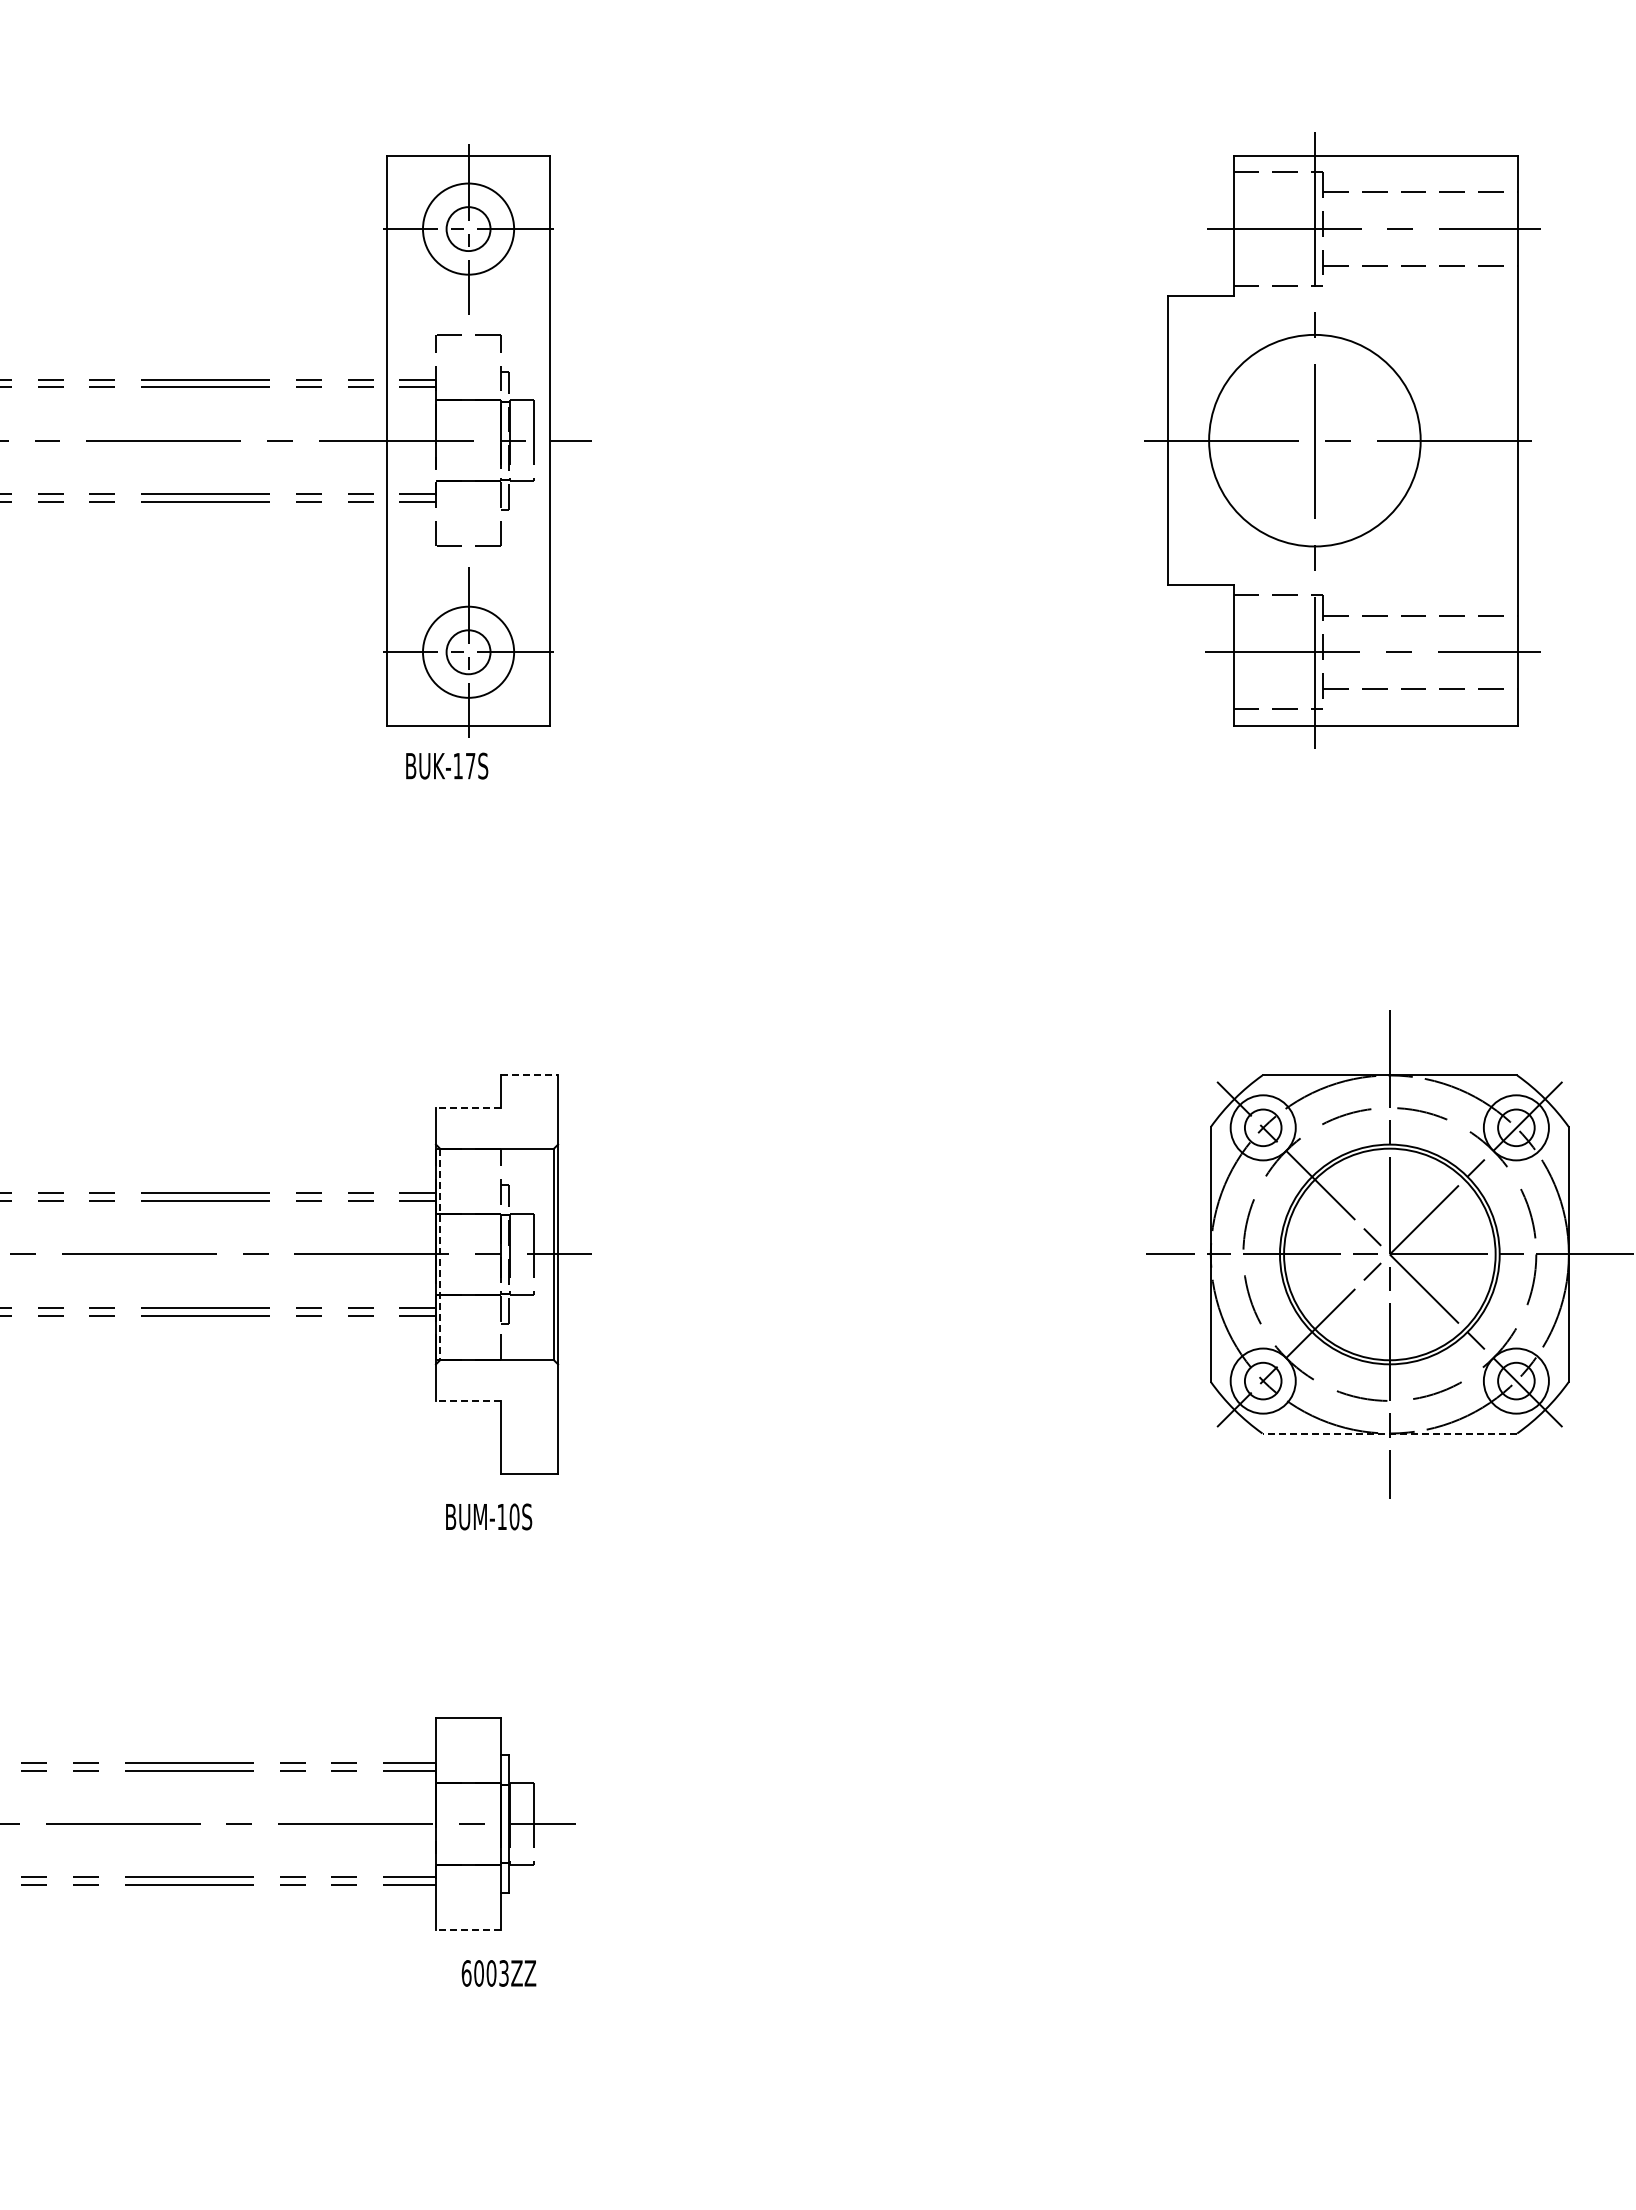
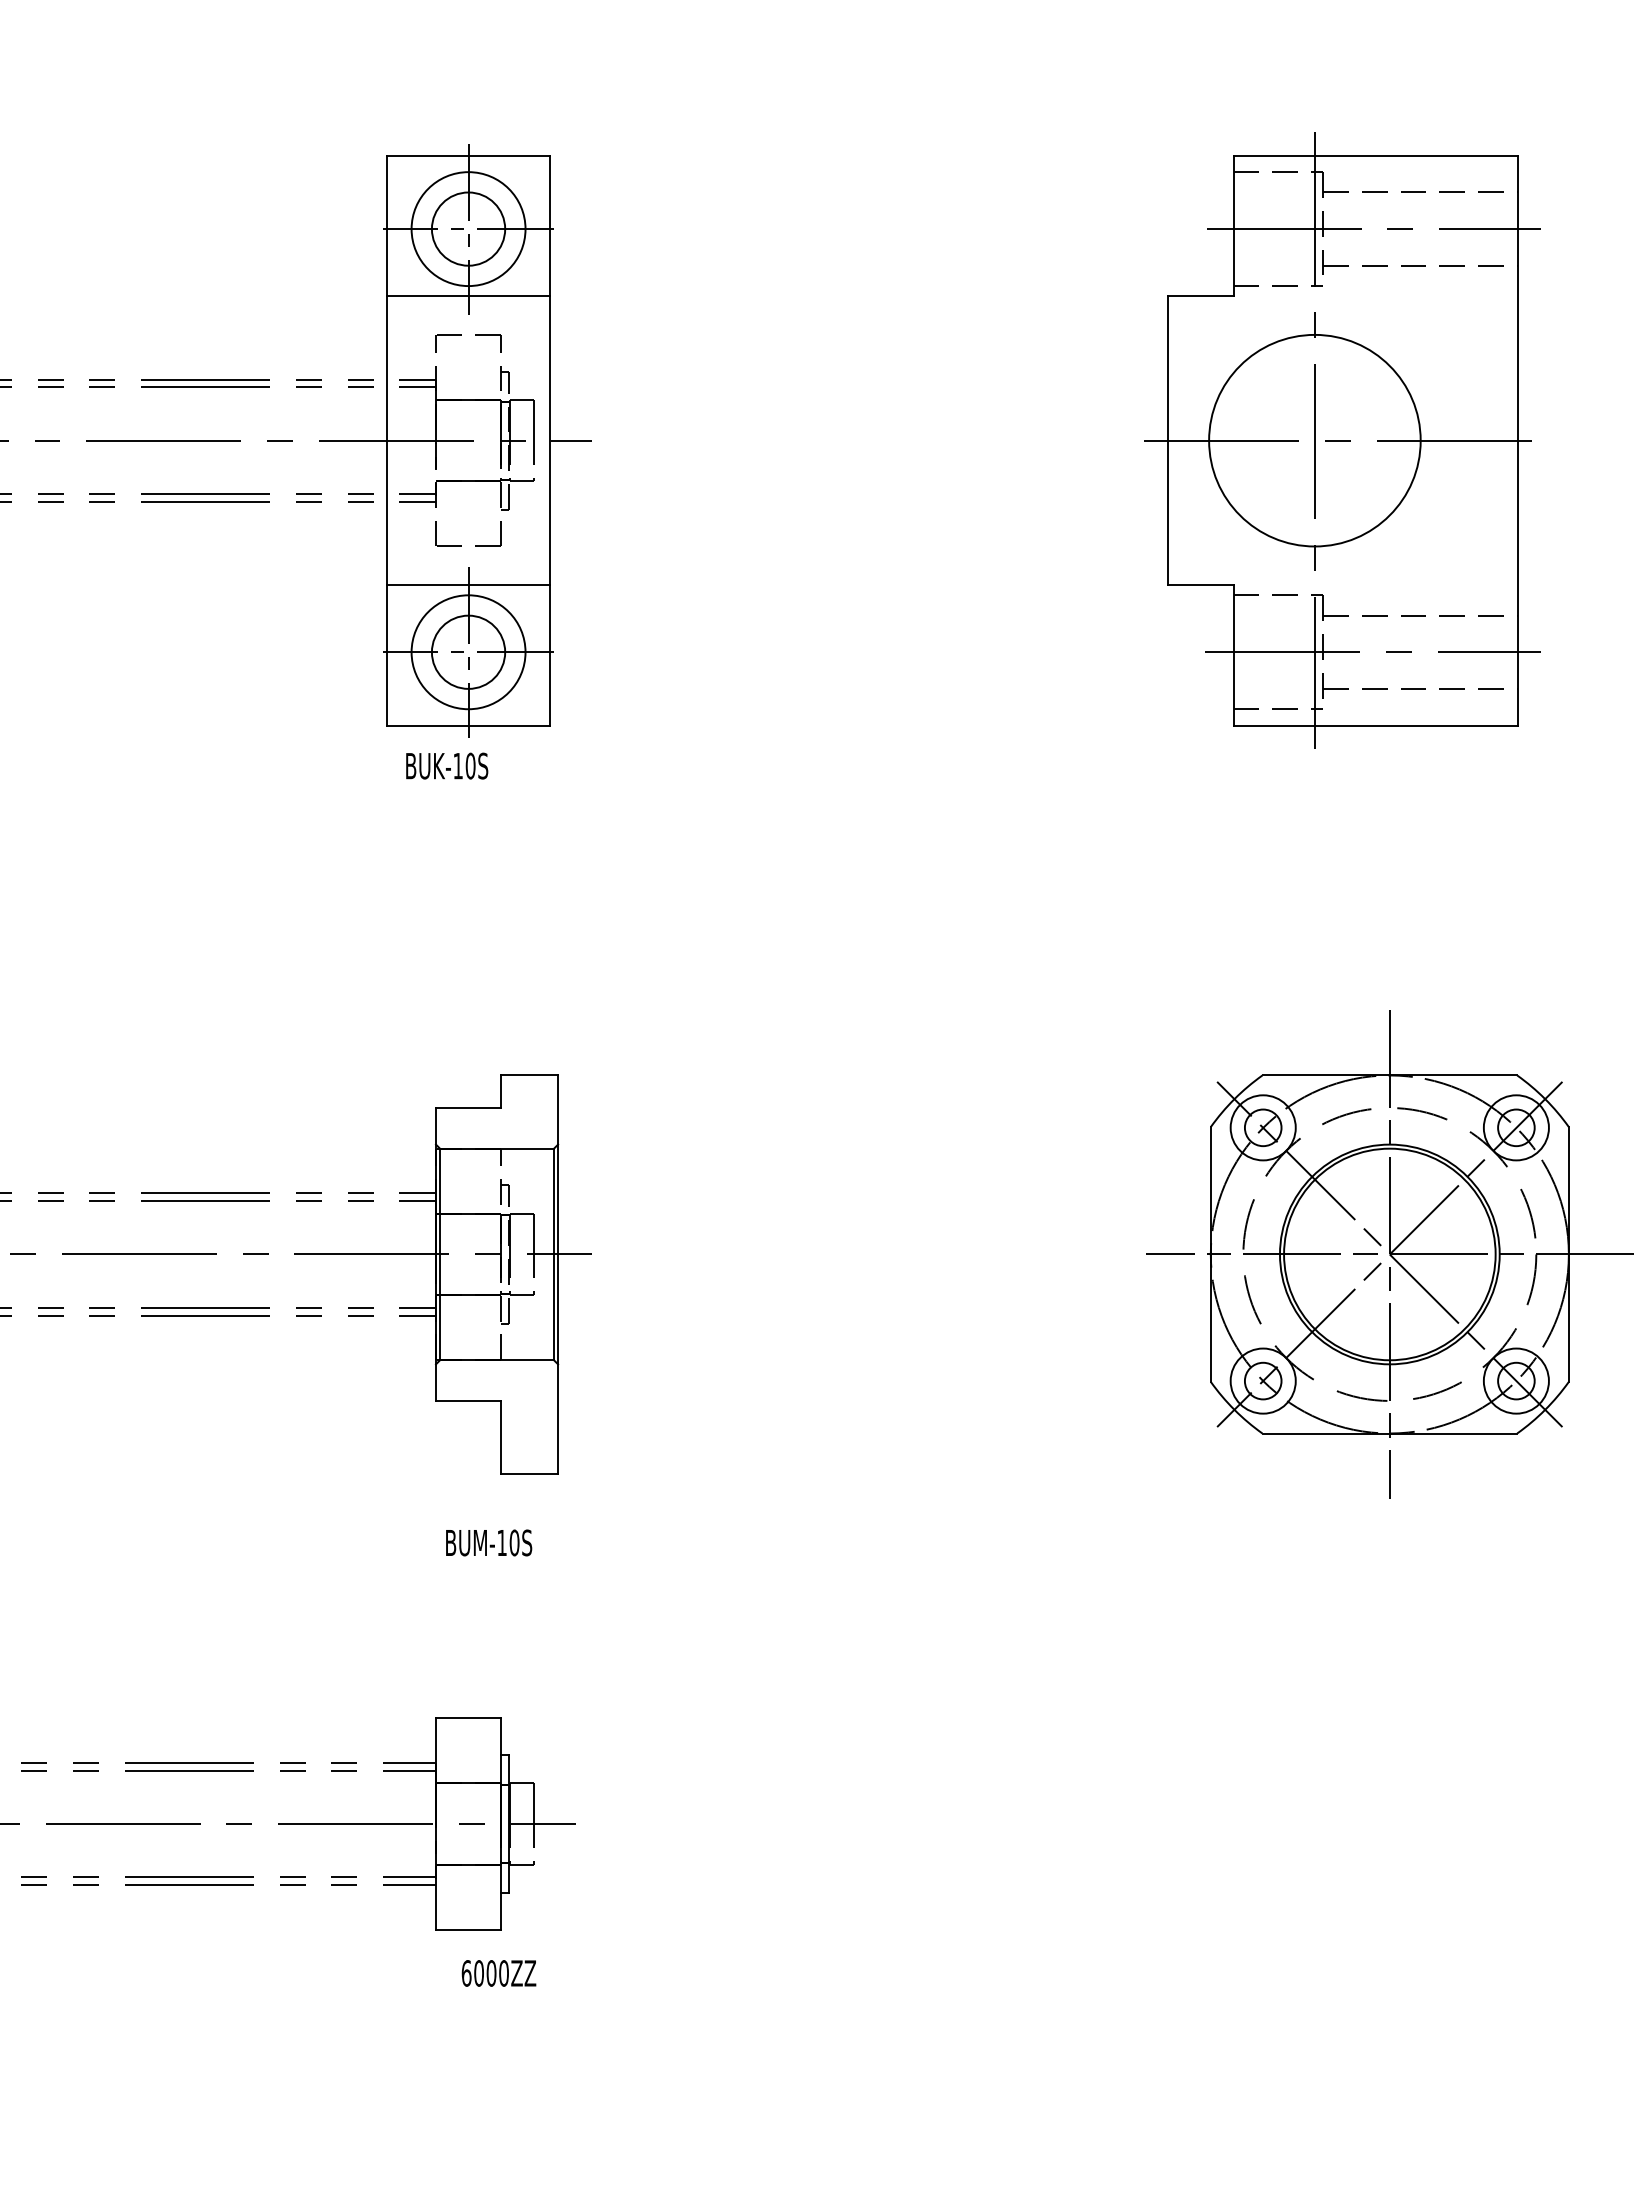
circle diameter: 91 px -> 114 px (468, 229)
circle diameter: 44 px -> 73 px (468, 228)
line: none -> present (468, 296)
line: none -> present (468, 585)
circle diameter: 91 px -> 114 px (468, 652)
circle diameter: 44 px -> 73 px (468, 651)
text: BUK-17S -> BUK-10S (470, 765)
line: dashed -> solid (530, 1075)
line: dashed -> solid (468, 1108)
line: dashed -> solid (440, 1254)
line: dashed -> solid (468, 1400)
line: dashed -> solid (1389, 1433)
text position: (489, 1516) -> (489, 1542) (489, 1542)
line: dashed -> solid (468, 1929)
text: 6003ZZ -> 6000ZZ (503, 1973)
